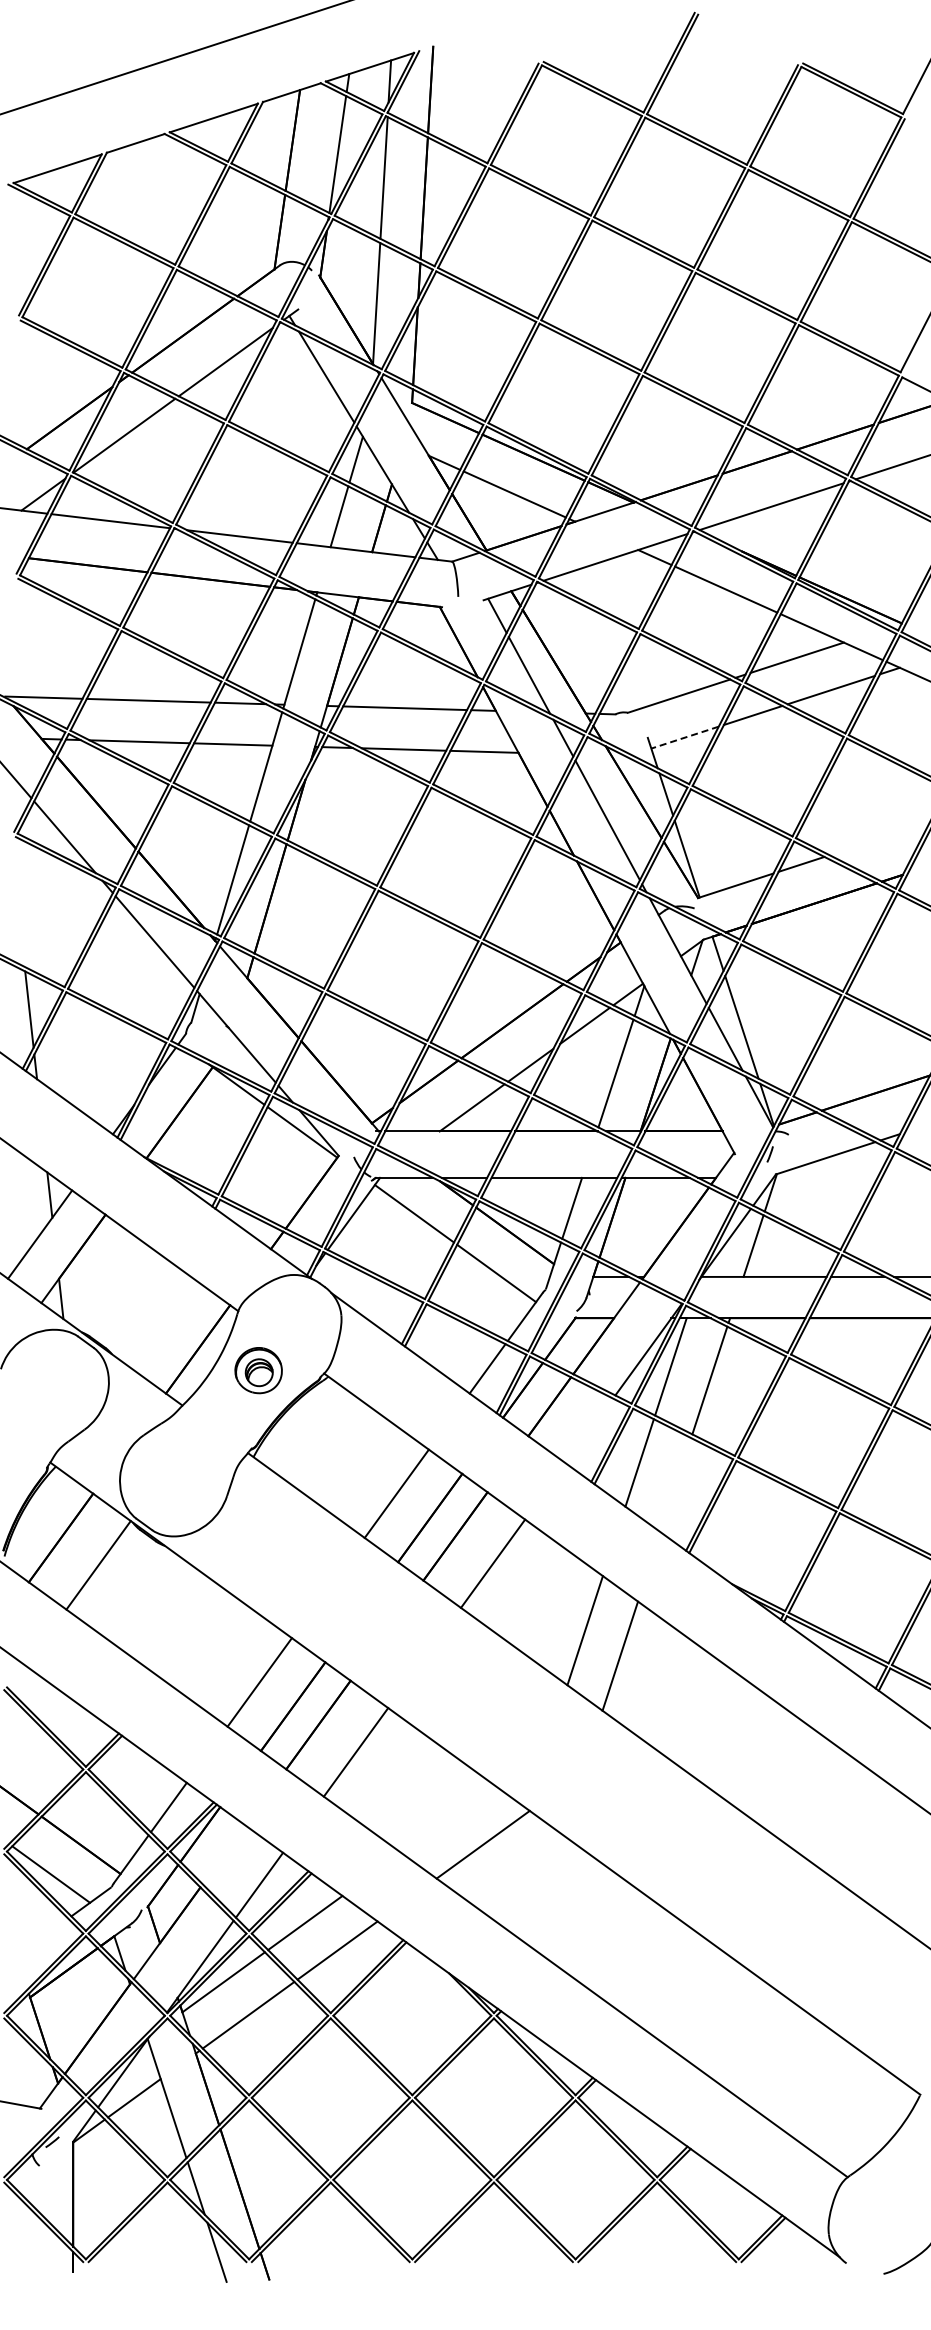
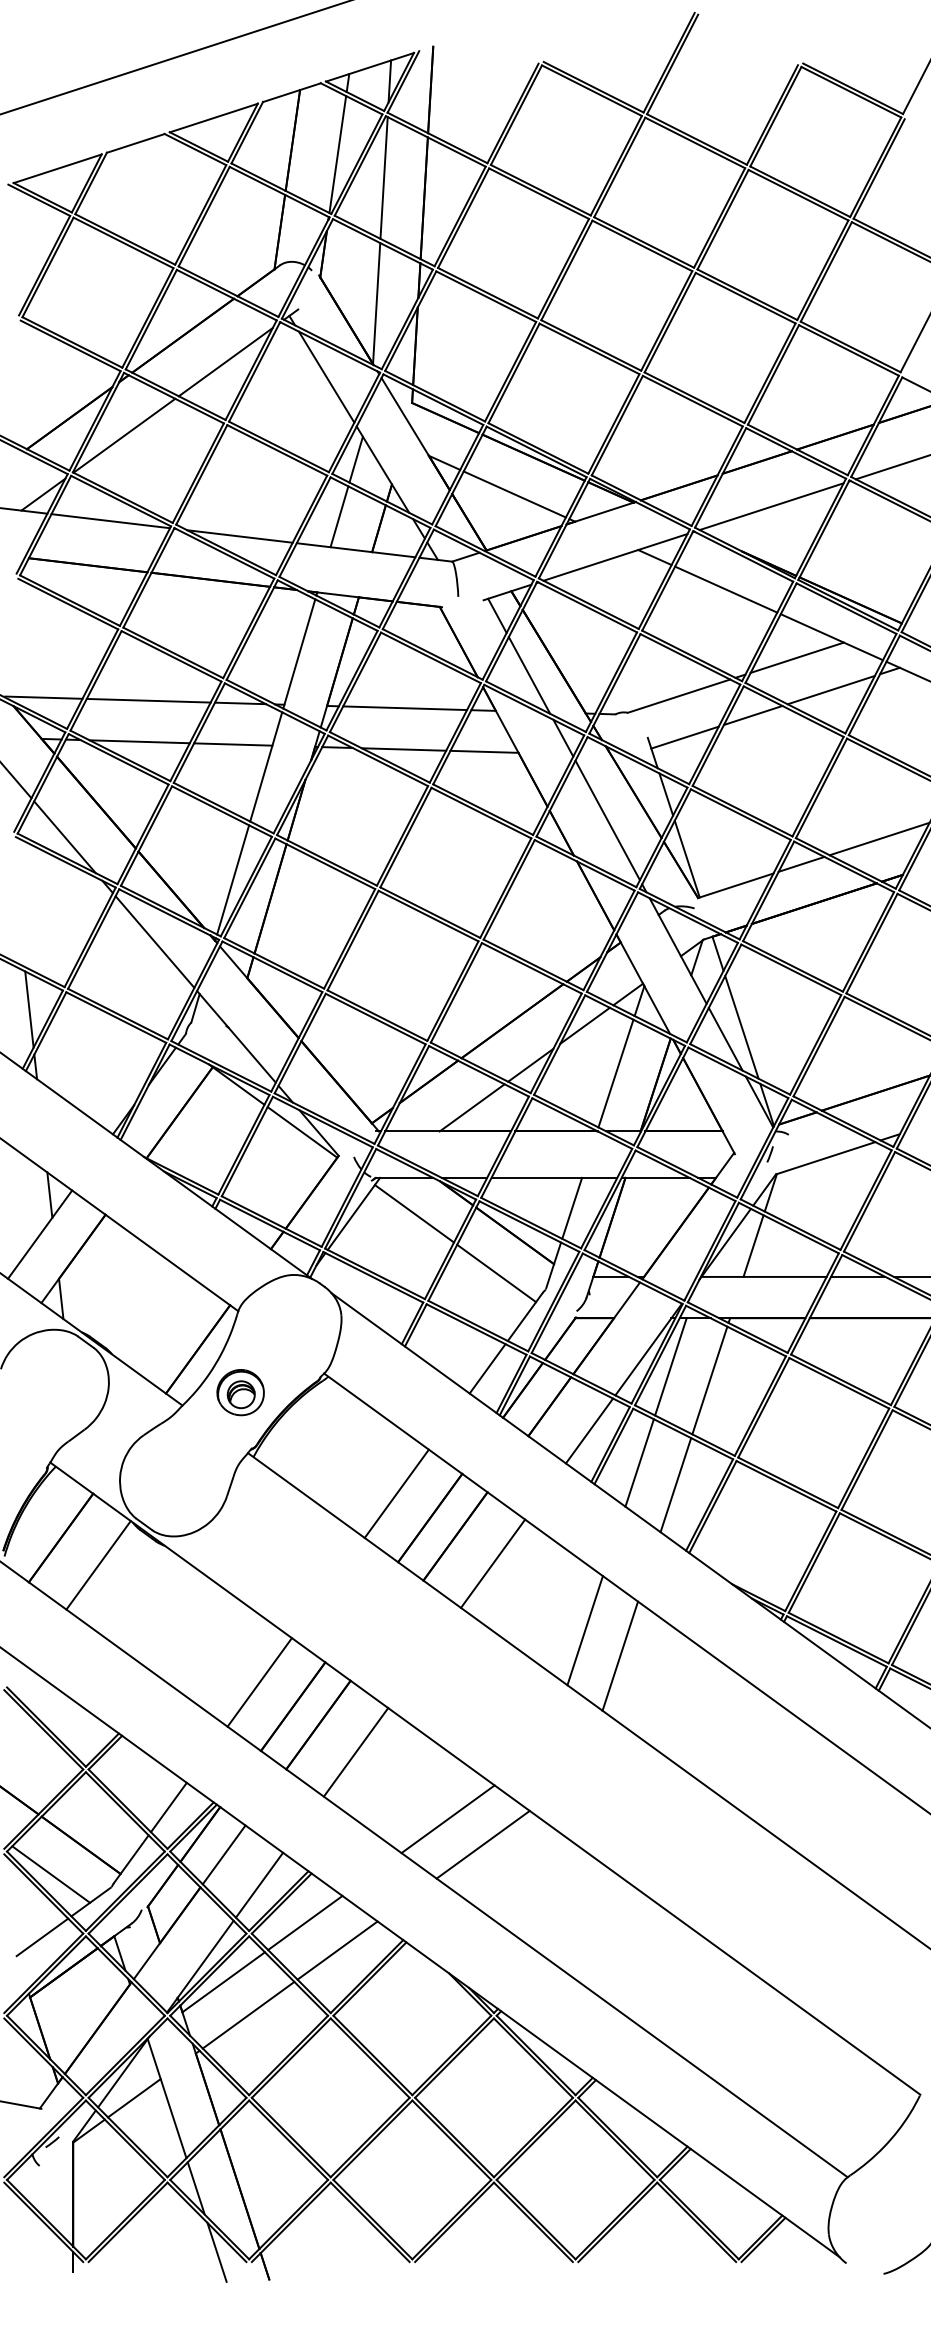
line: dashed -> solid (684, 737)
line: none -> present (878, 839)
part position: (258, 1370) -> (240, 1392) (240, 1392)
line: none -> present (589, 1430)
line: none -> present (675, 1485)
line: none -> present (447, 1819)
line: none -> present (223, 1854)
line: none -> present (42, 1937)
